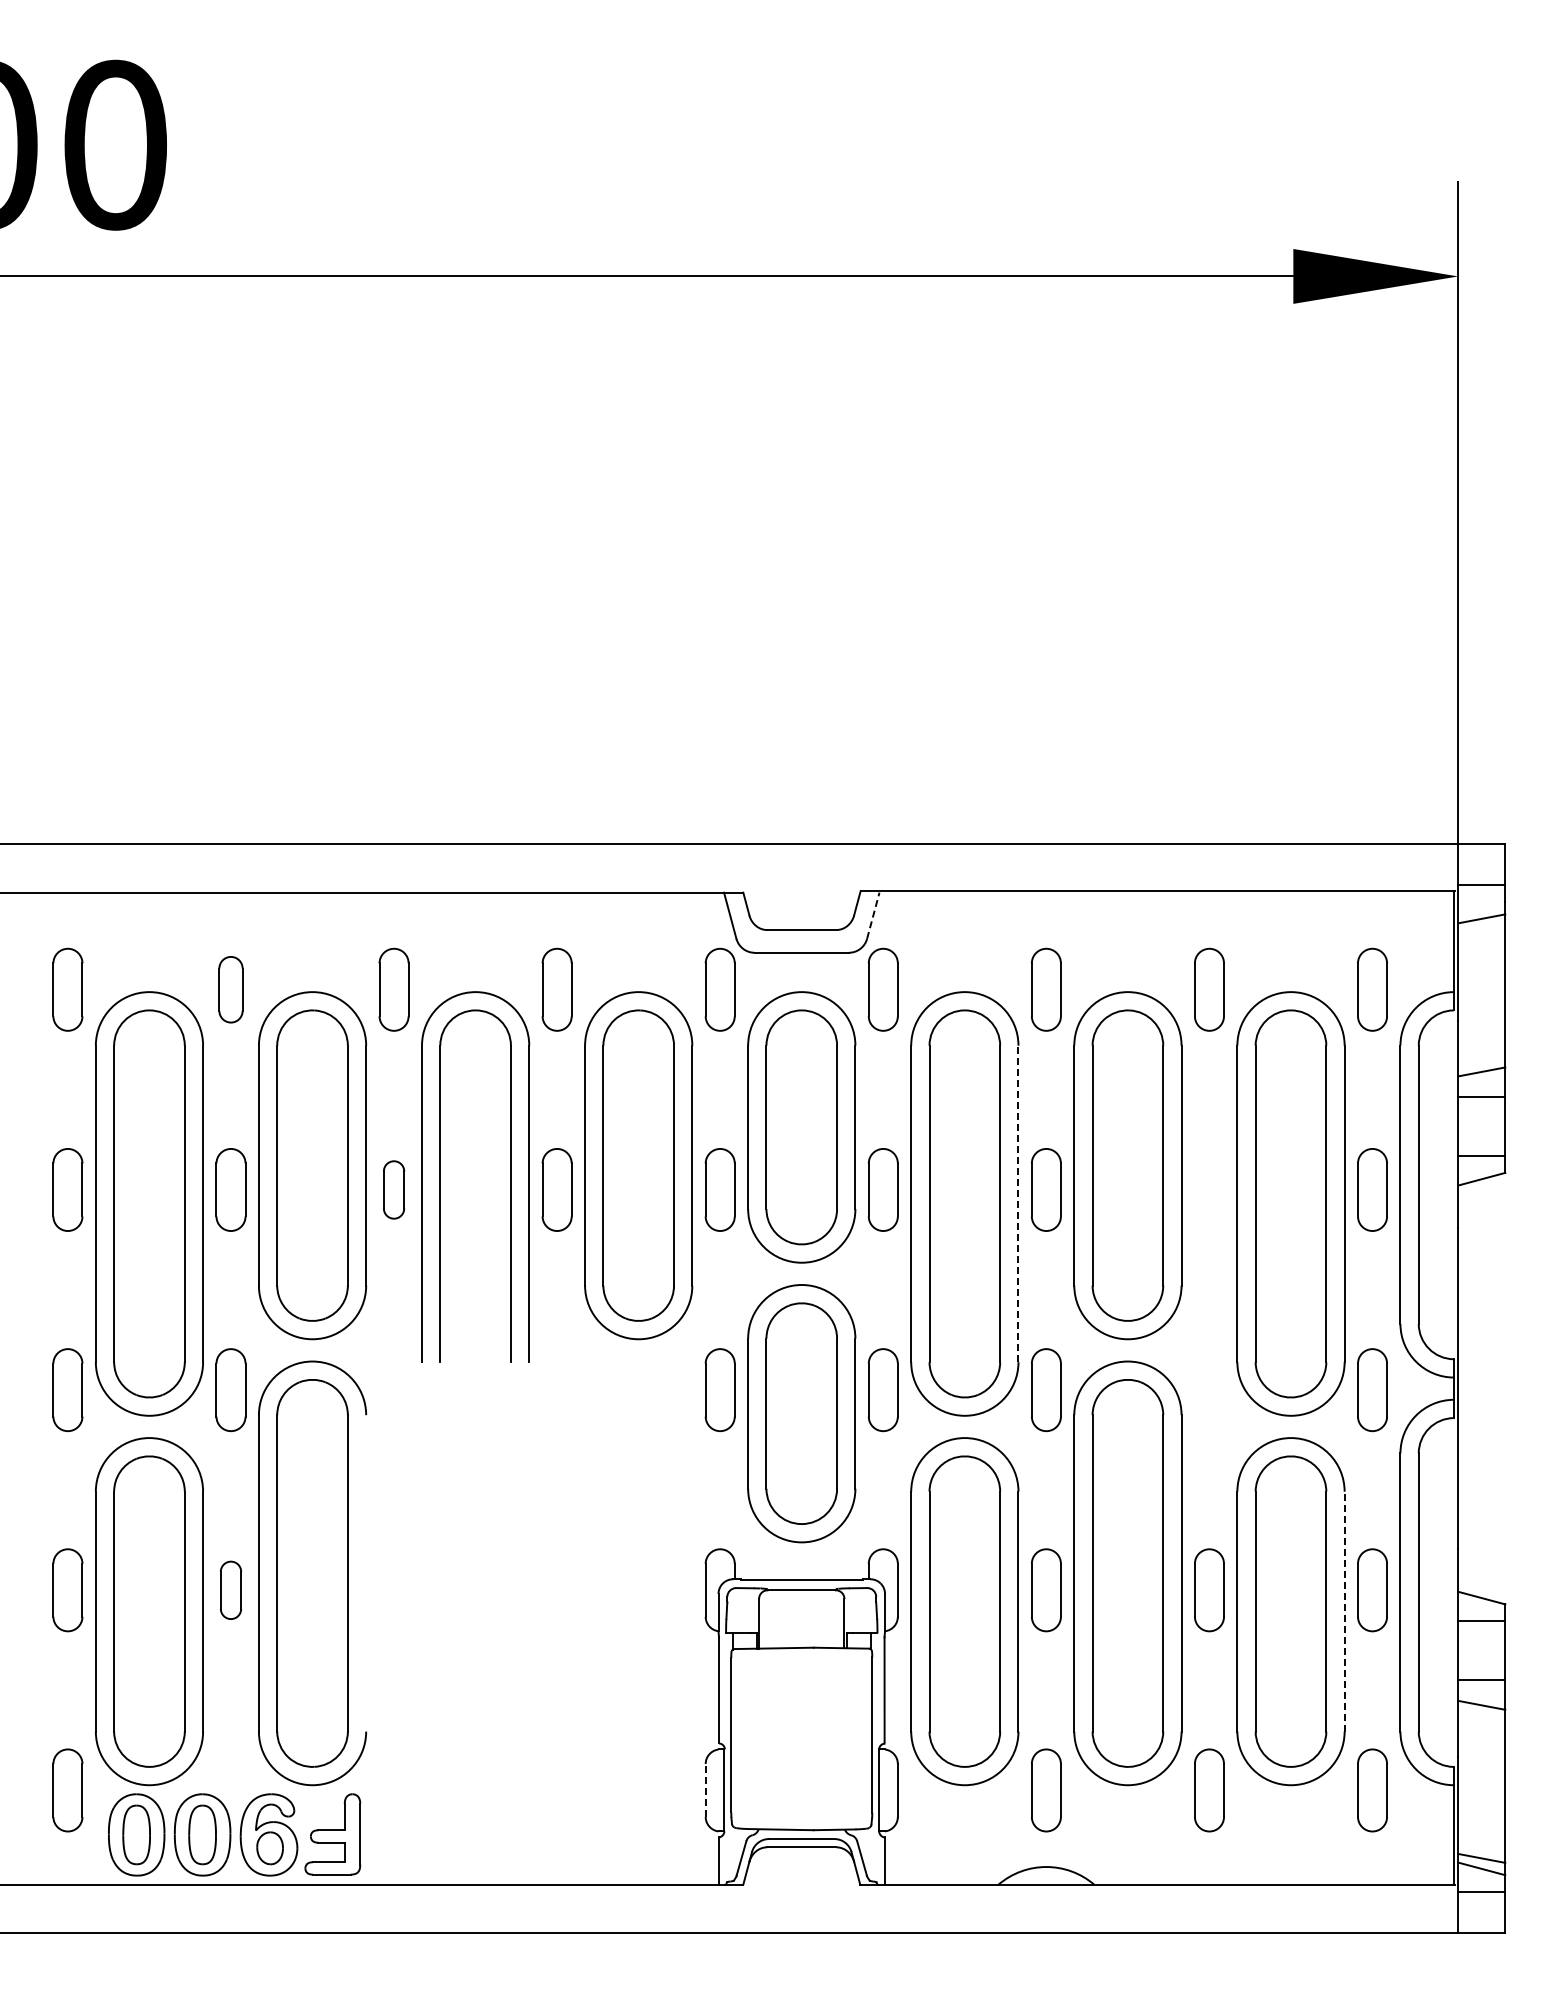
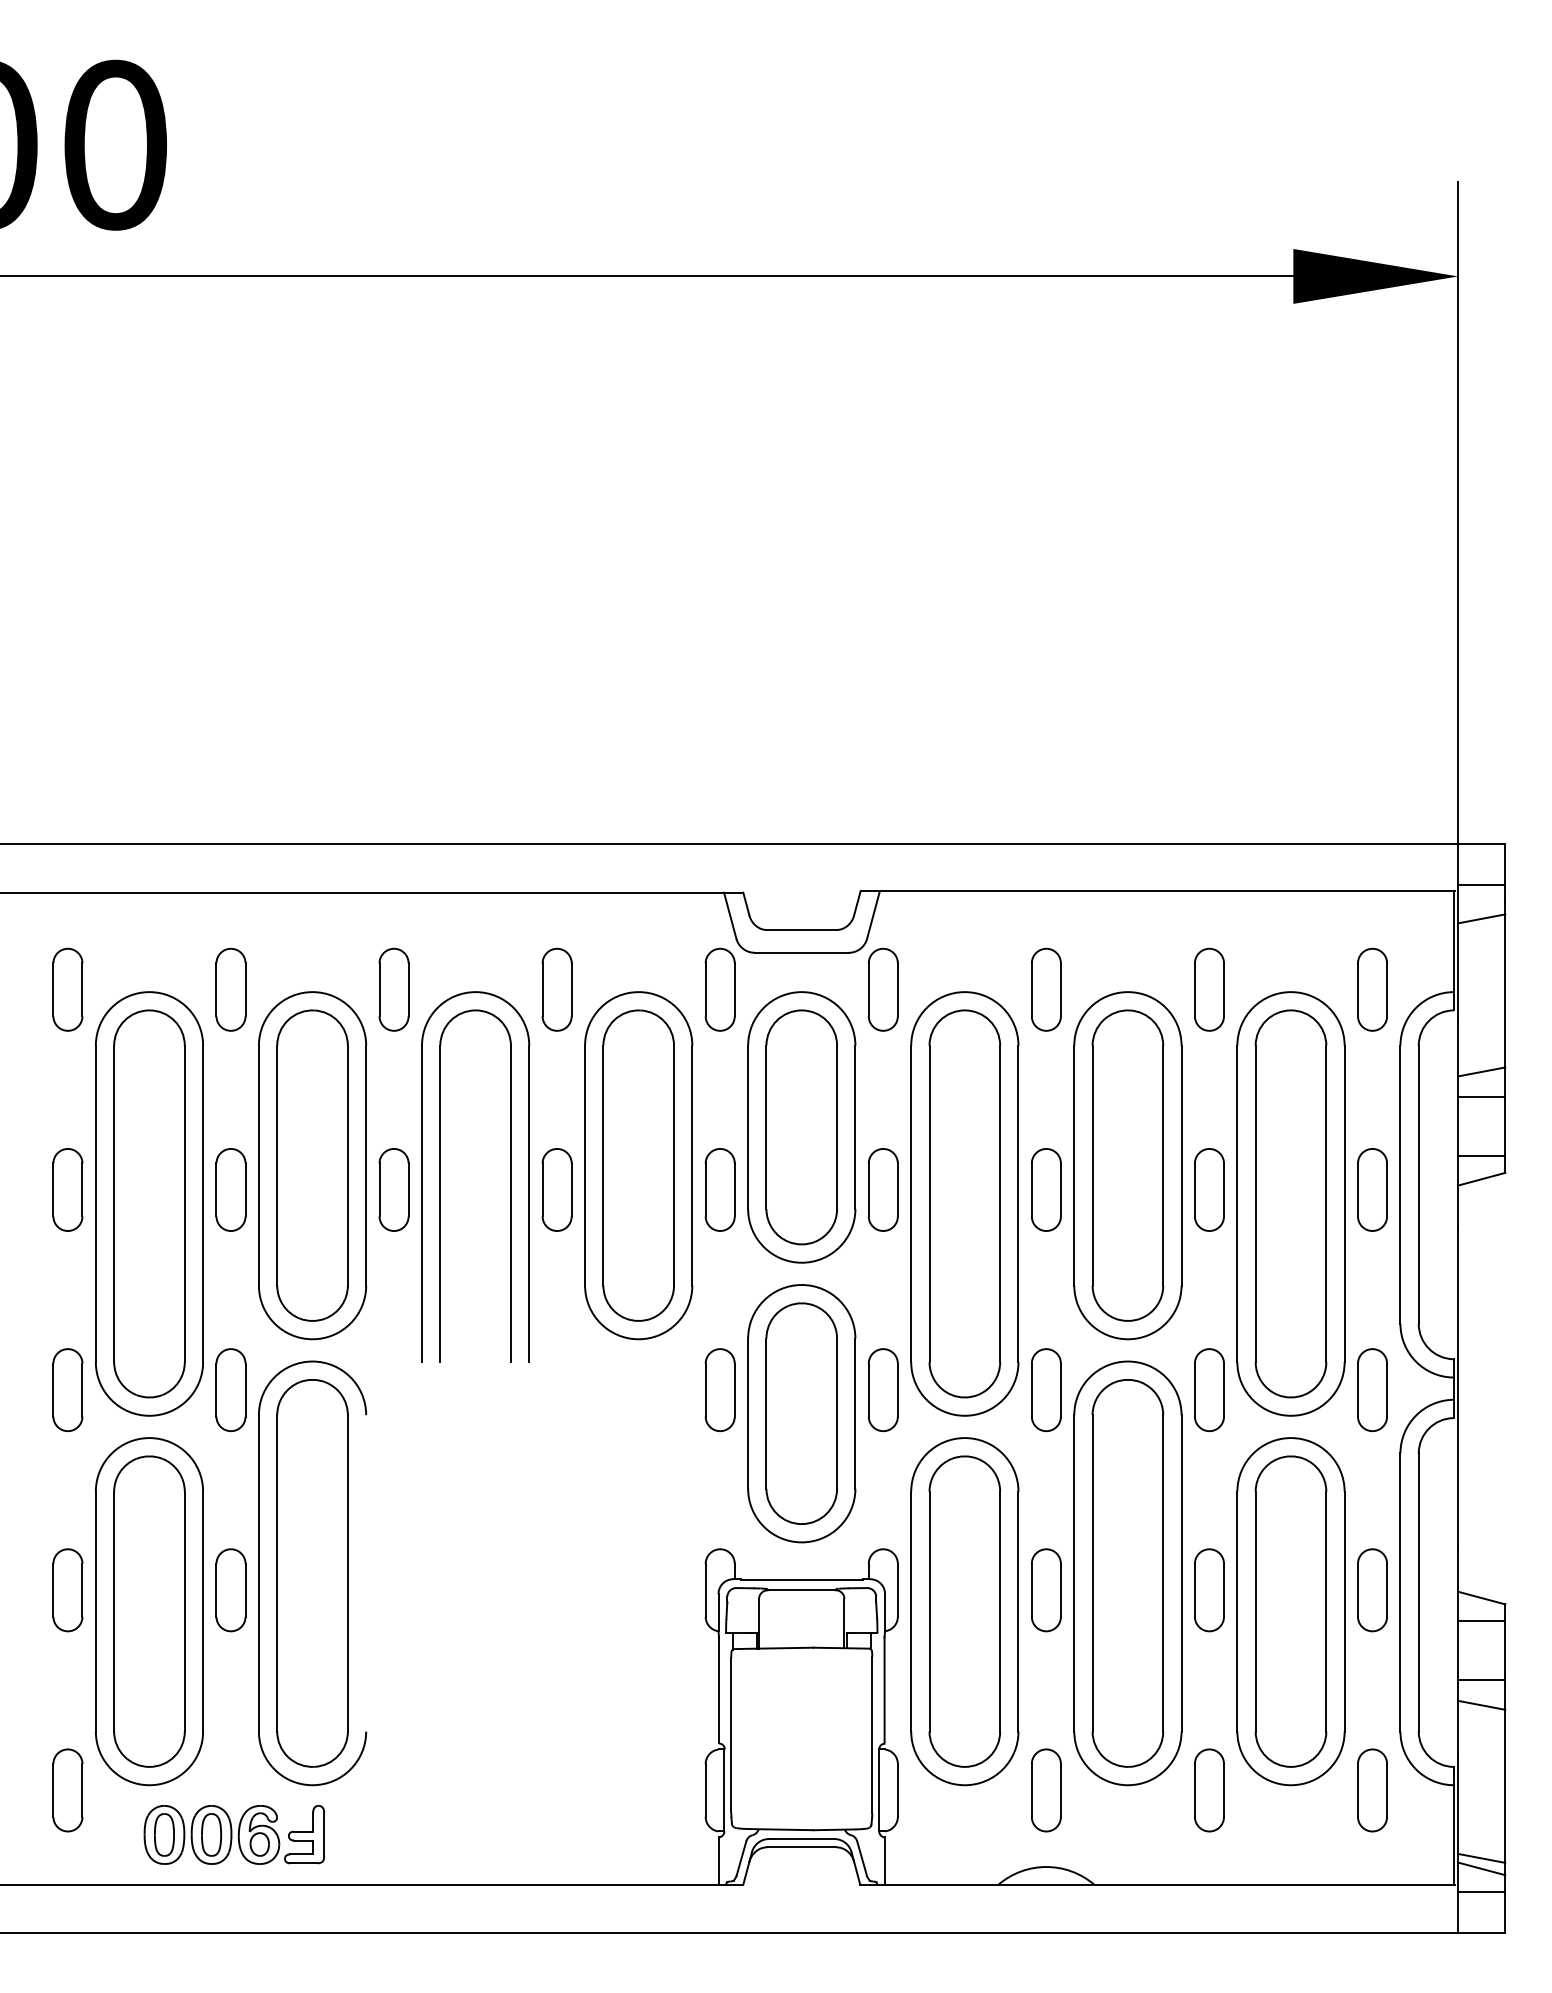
line: dashed -> solid (873, 915)
part size: 26x68 px -> 32x85 px (230, 989)
part size: 23x60 px -> 32x84 px (393, 1189)
part: none -> present (1209, 1189)
line: dashed -> solid (1018, 1203)
part: none -> present (1209, 1390)
part size: 23x60 px -> 32x85 px (230, 1590)
line: dashed -> solid (1344, 1611)
line: dashed -> solid (705, 1789)
part size: 254x84 px -> 182x60 px (233, 1834)
